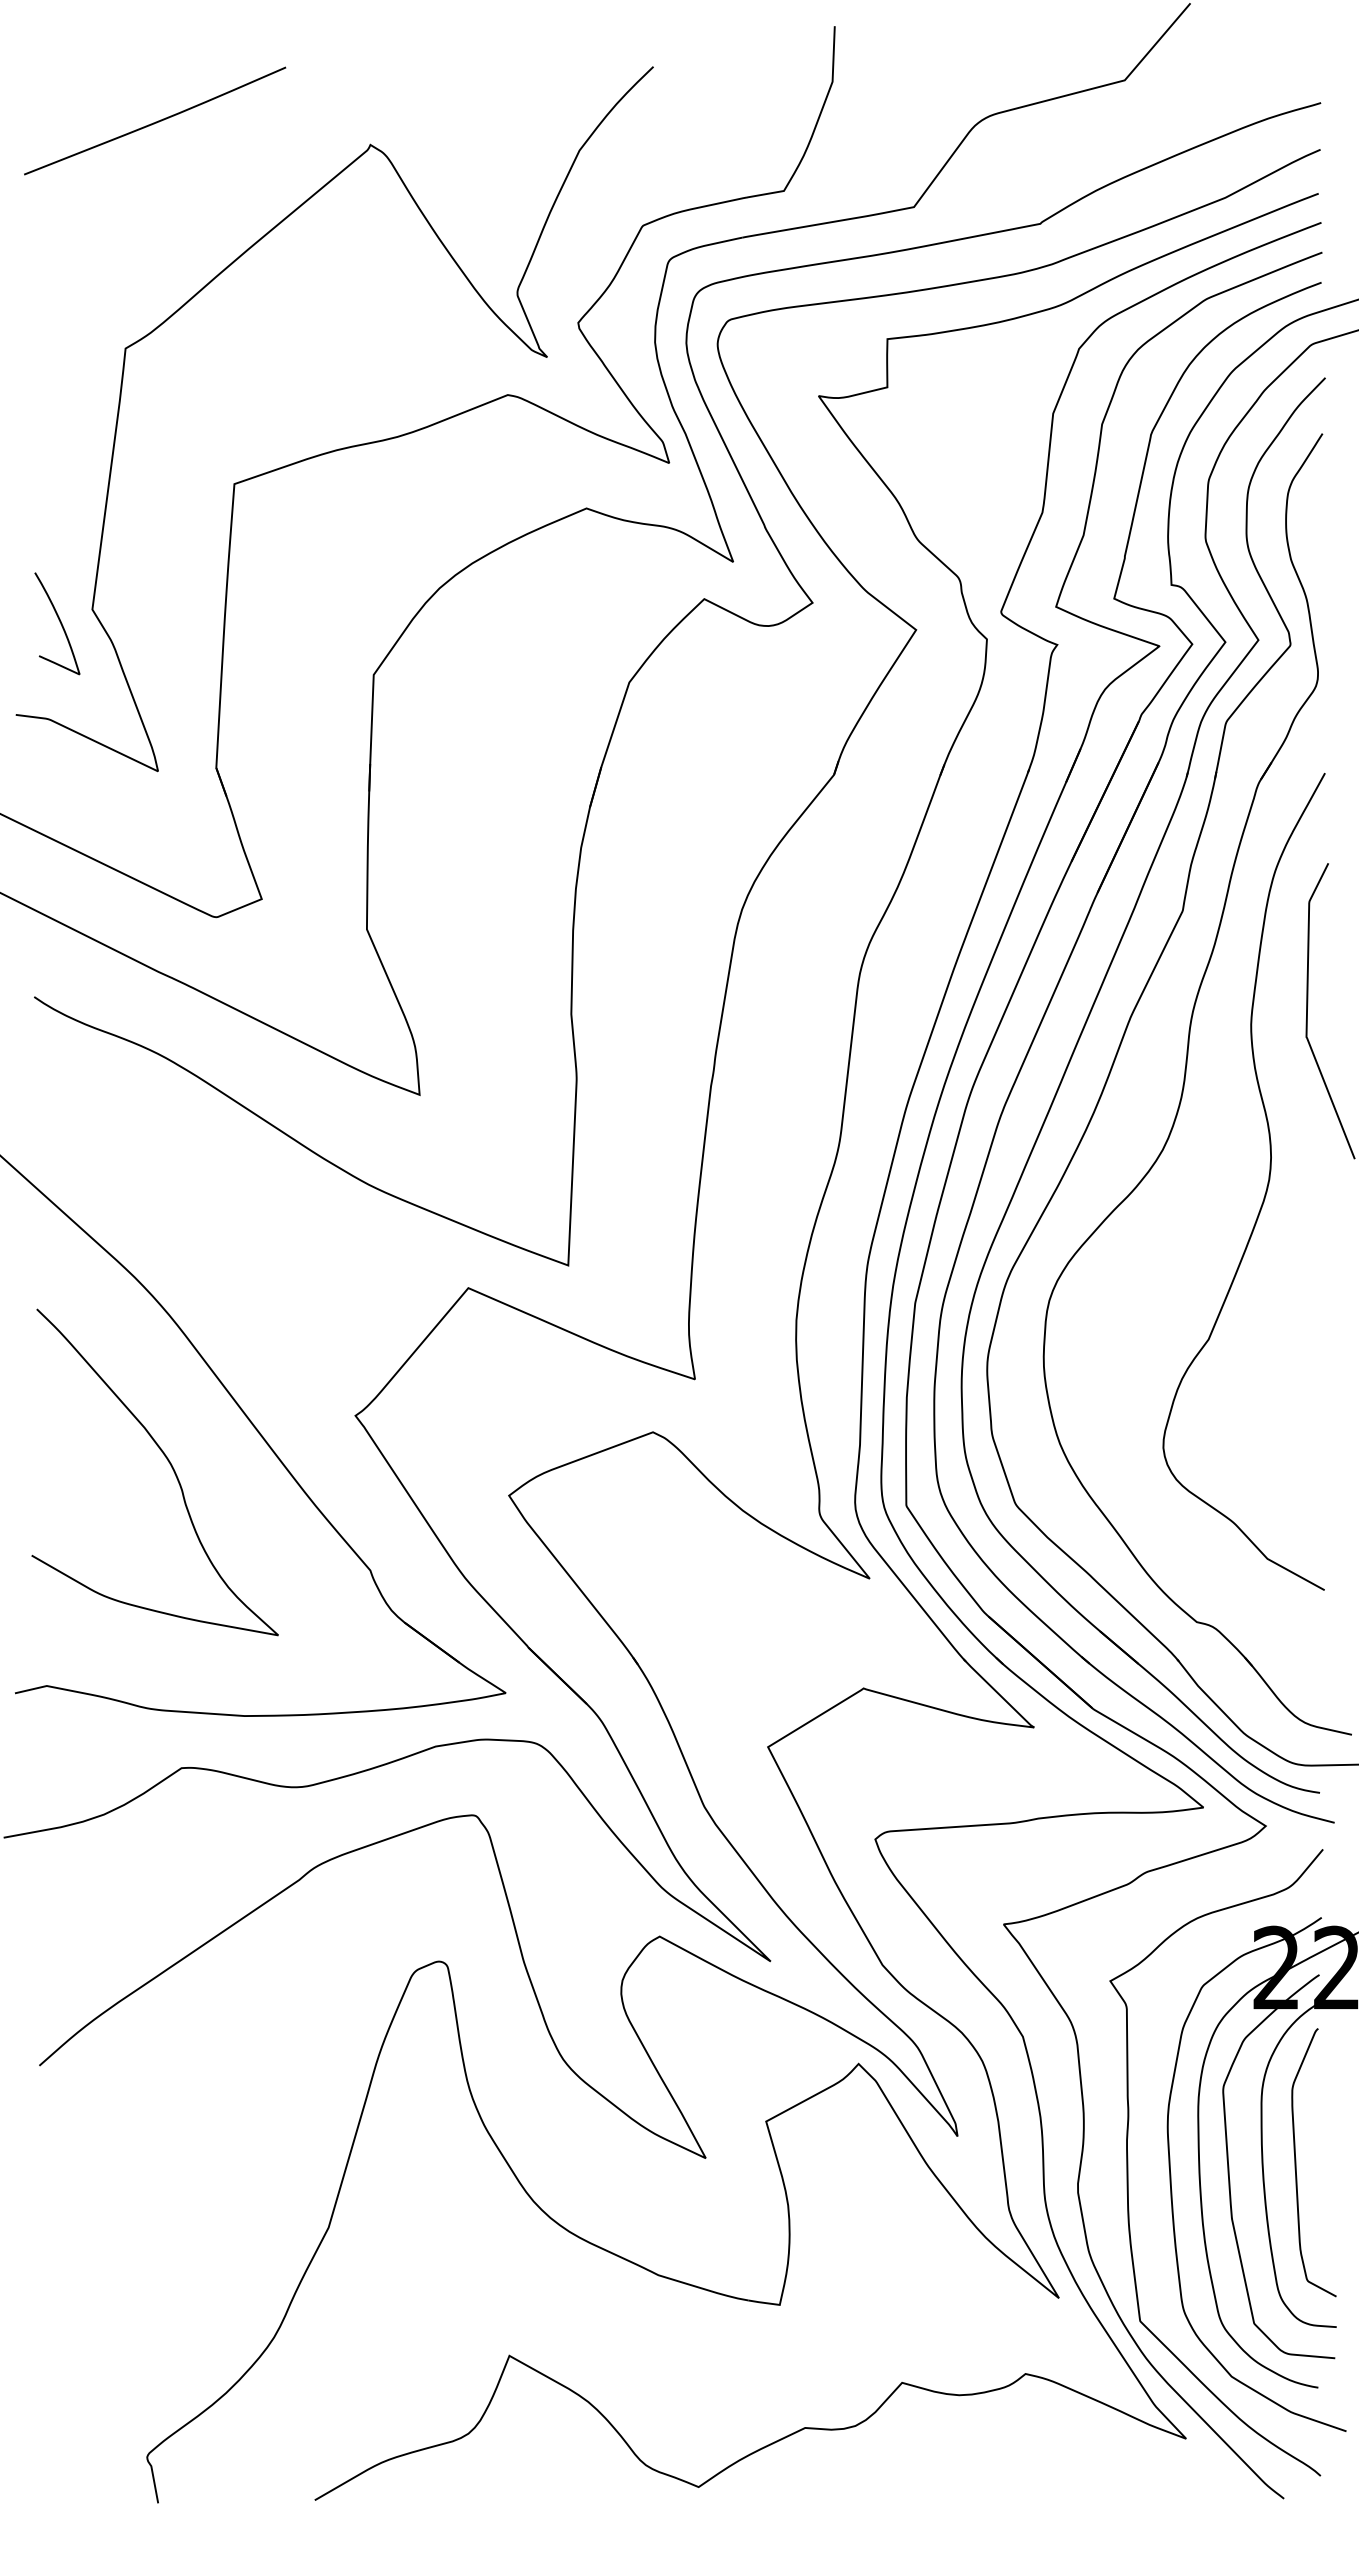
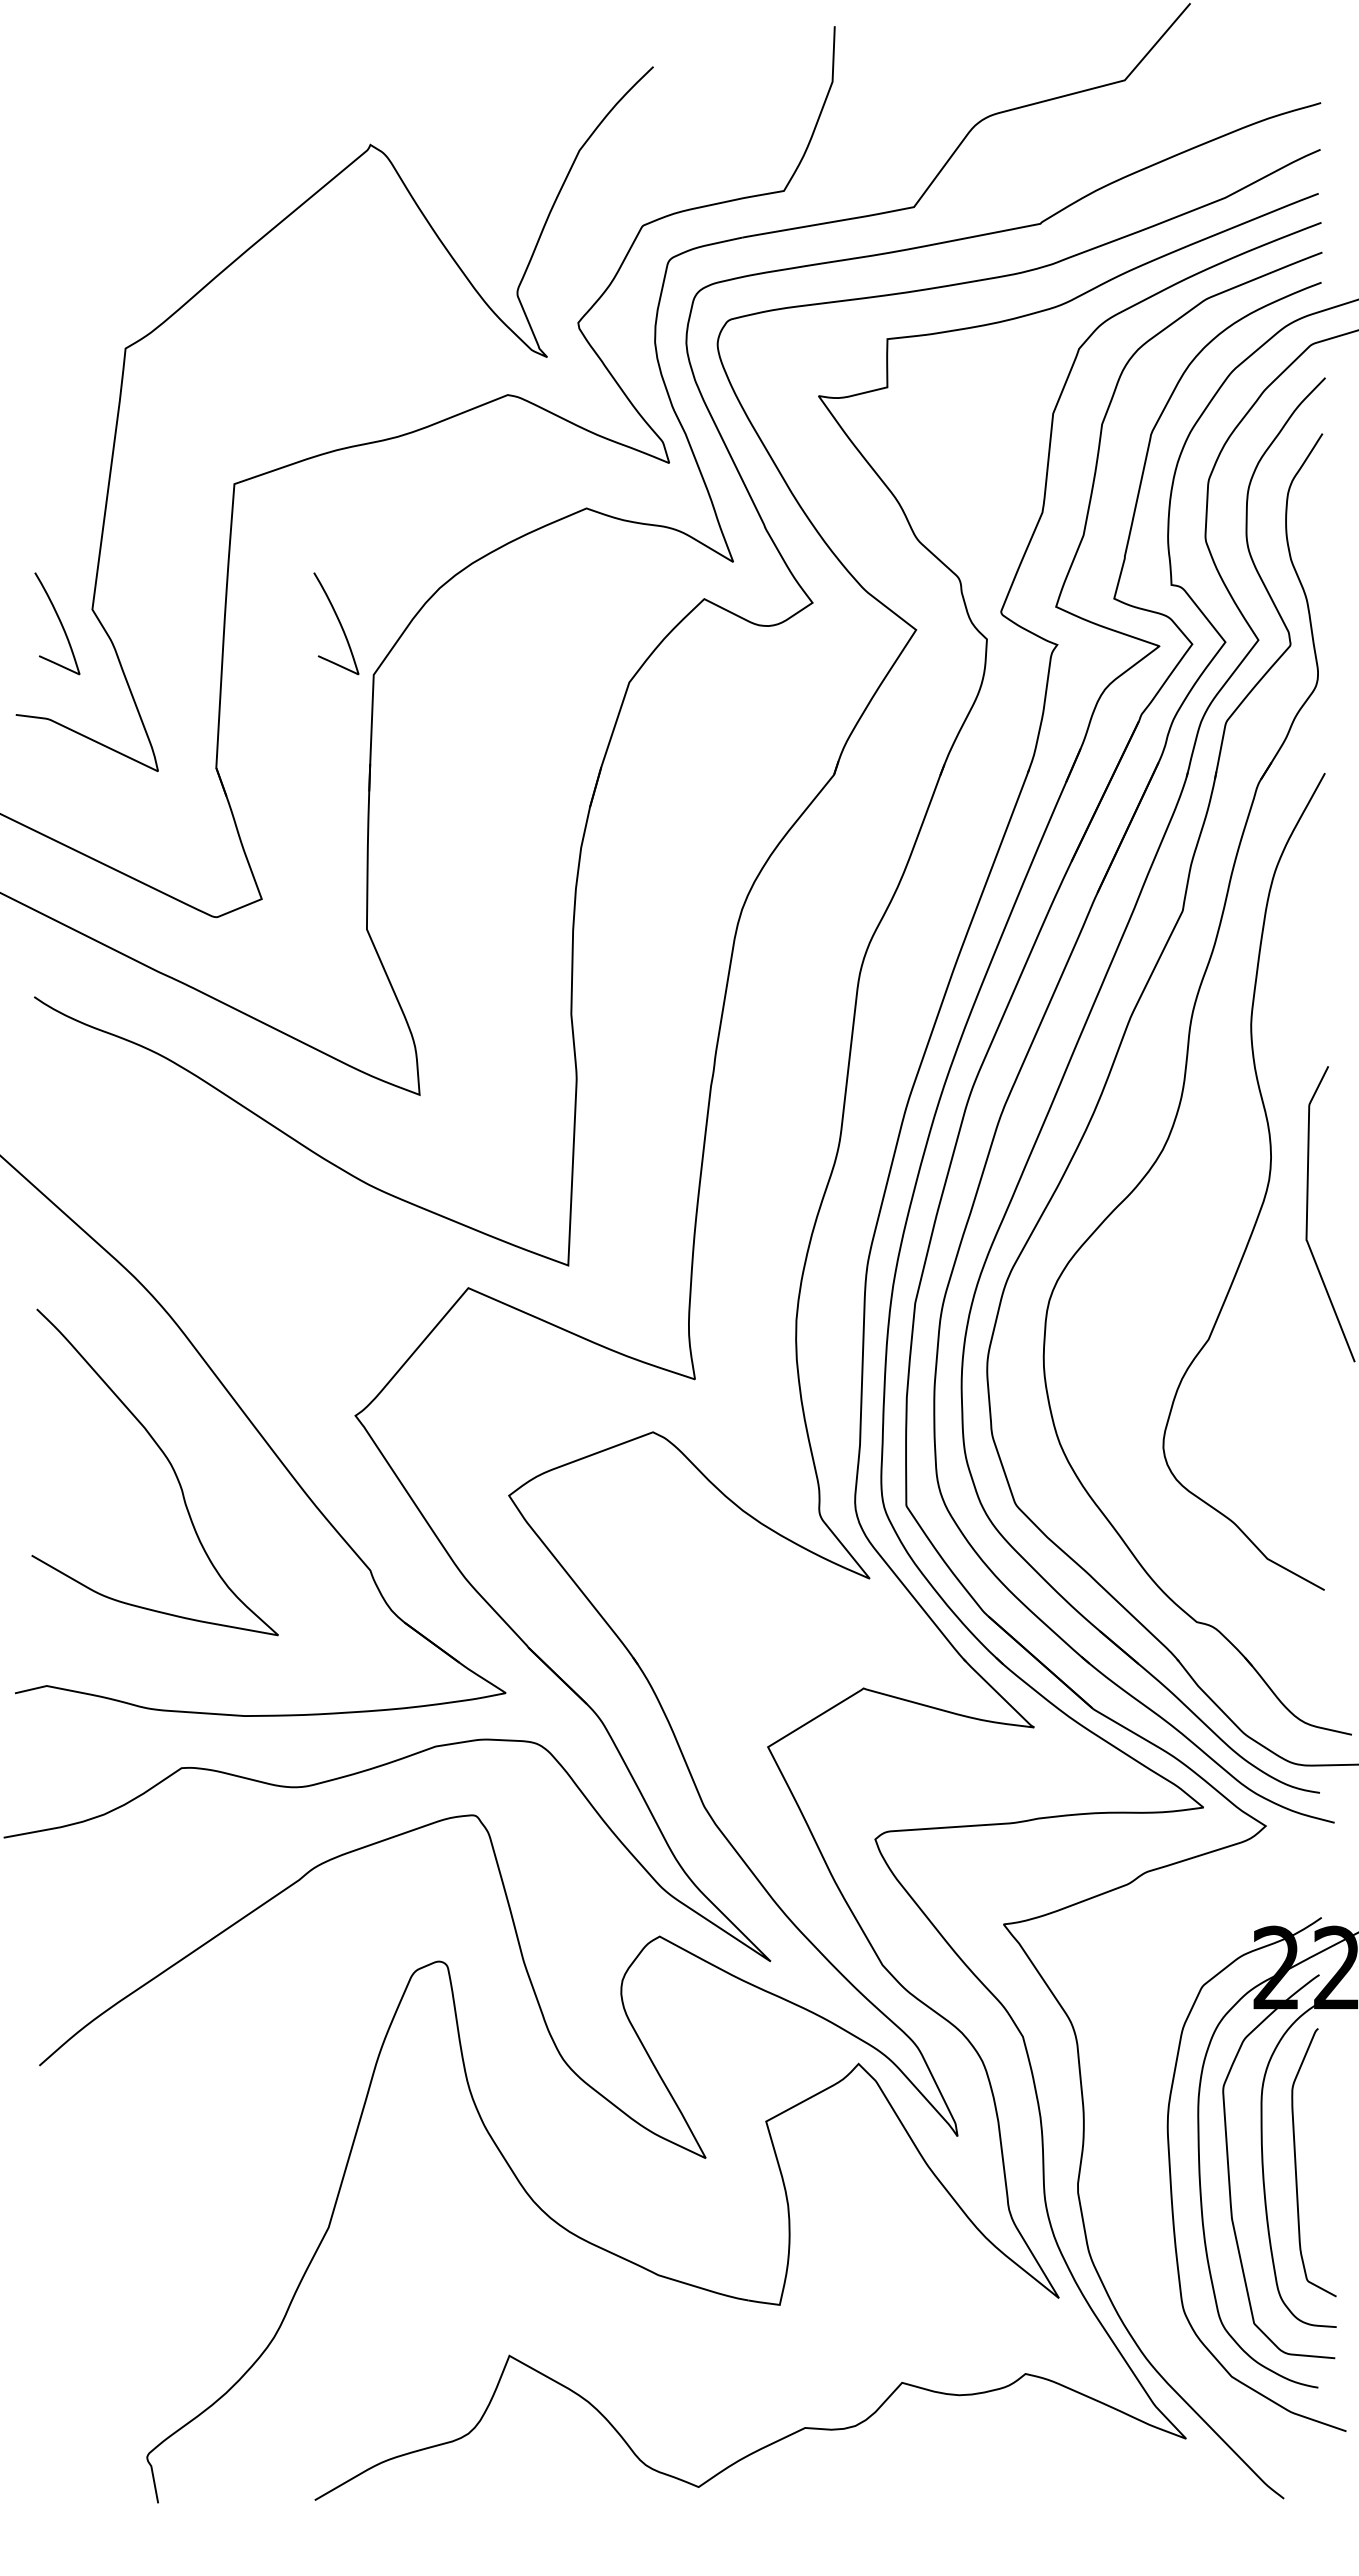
curve: present -> none (155, 121)
curve: none -> present (338, 622)
curve position: (1308, 1005) -> (1308, 1208) (1308, 1208)
curve: present -> none (1128, 2162)
